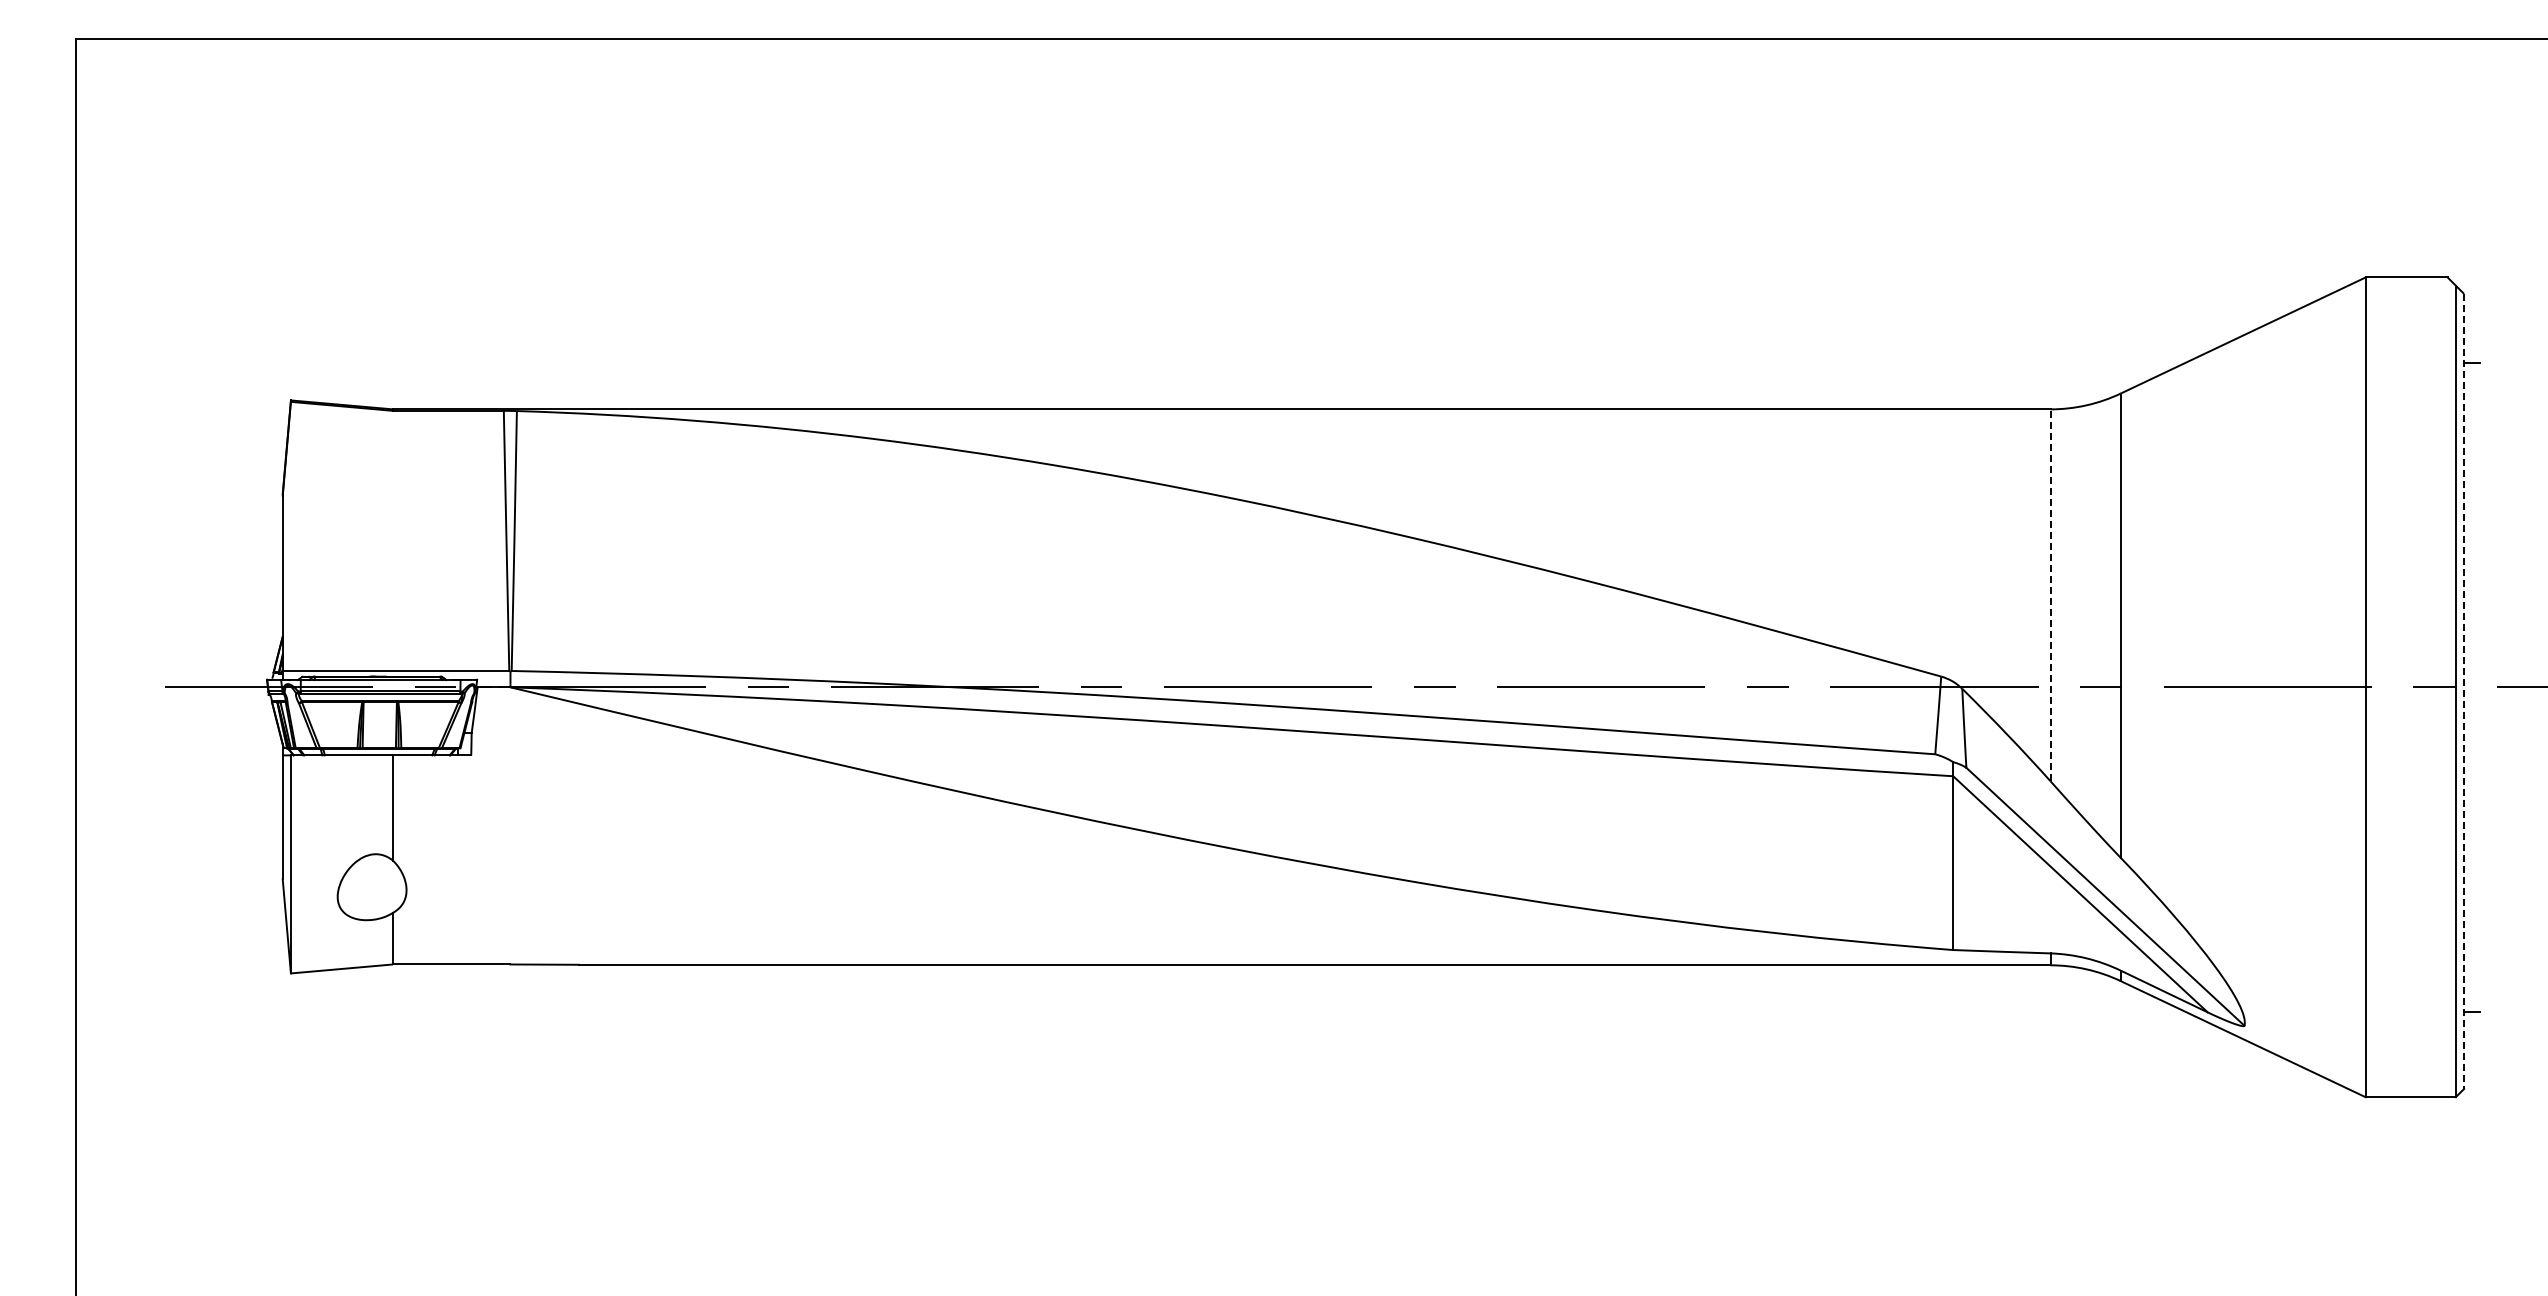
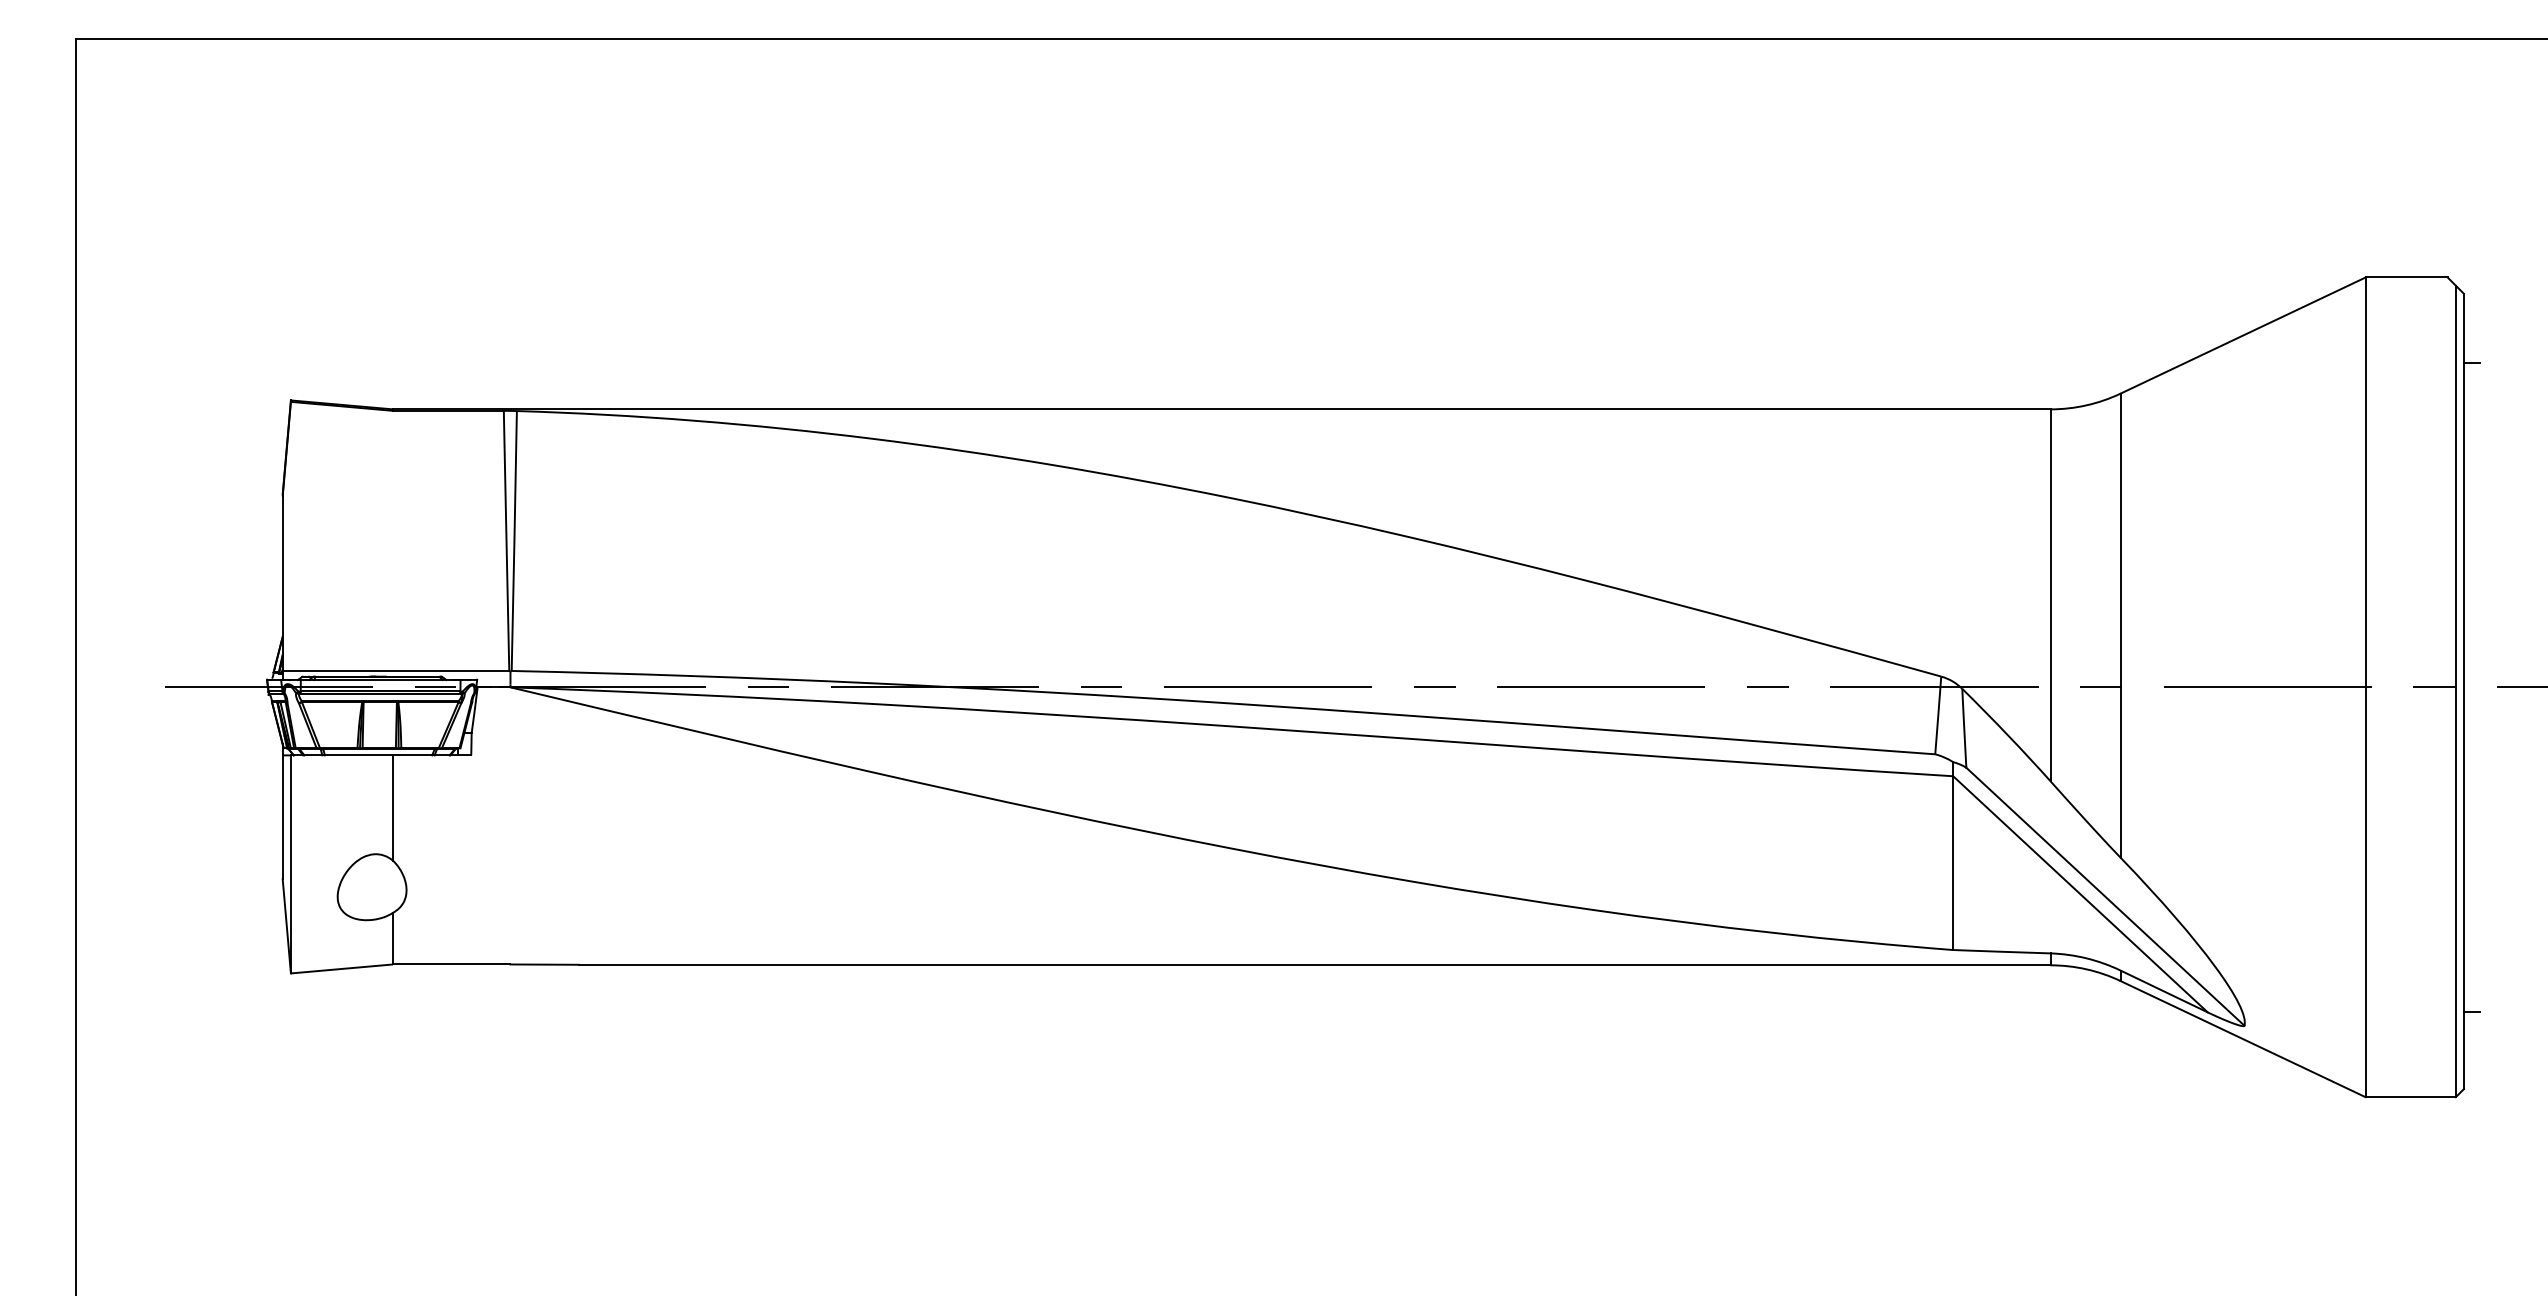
line: dashed -> solid (2050, 595)
line: dashed -> solid (2464, 691)
